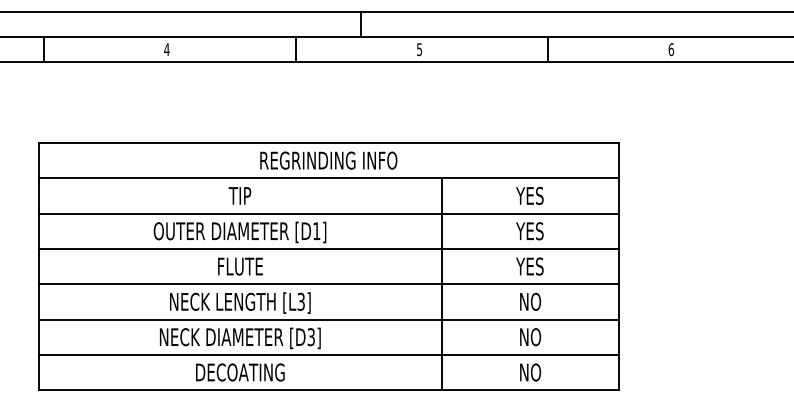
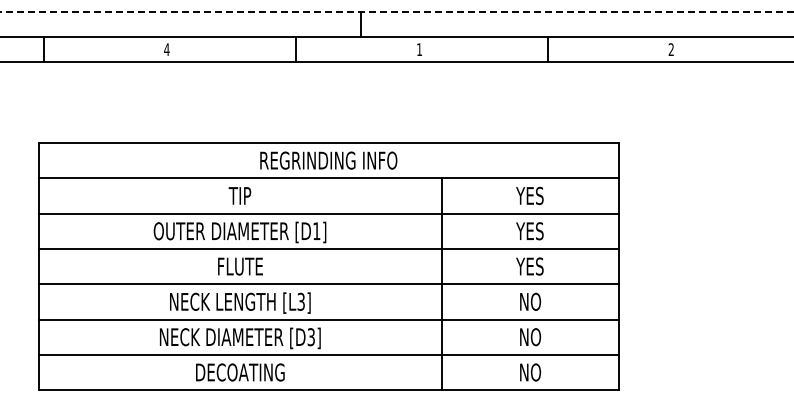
line: solid -> dashed (397, 11)
text: 5 -> 1 (419, 49)
text: 6 -> 2 (671, 49)
